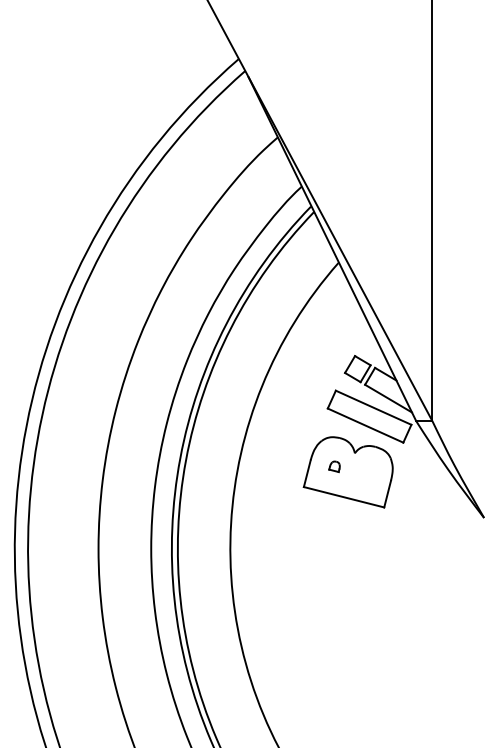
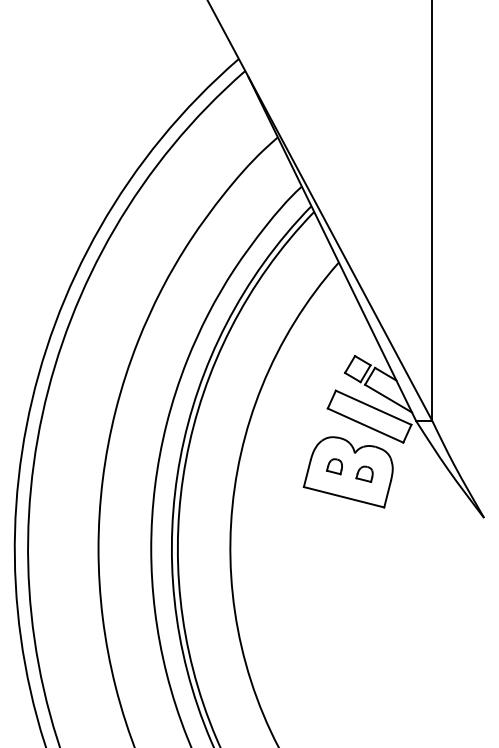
part size: 13x14 px -> 17x18 px (334, 466)
part: none -> present (364, 473)
